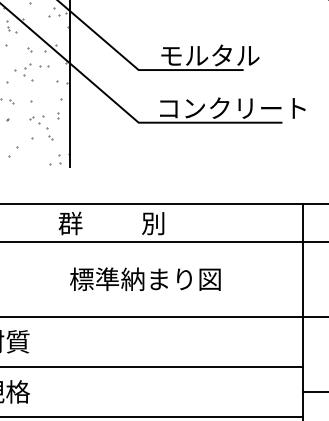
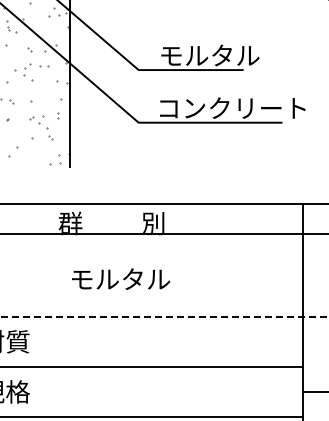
line position: (163, 242) -> (163, 234) (163, 234)
text: 標準納まり図 -> モルタル (145, 279)
line: solid -> dashed (164, 317)
